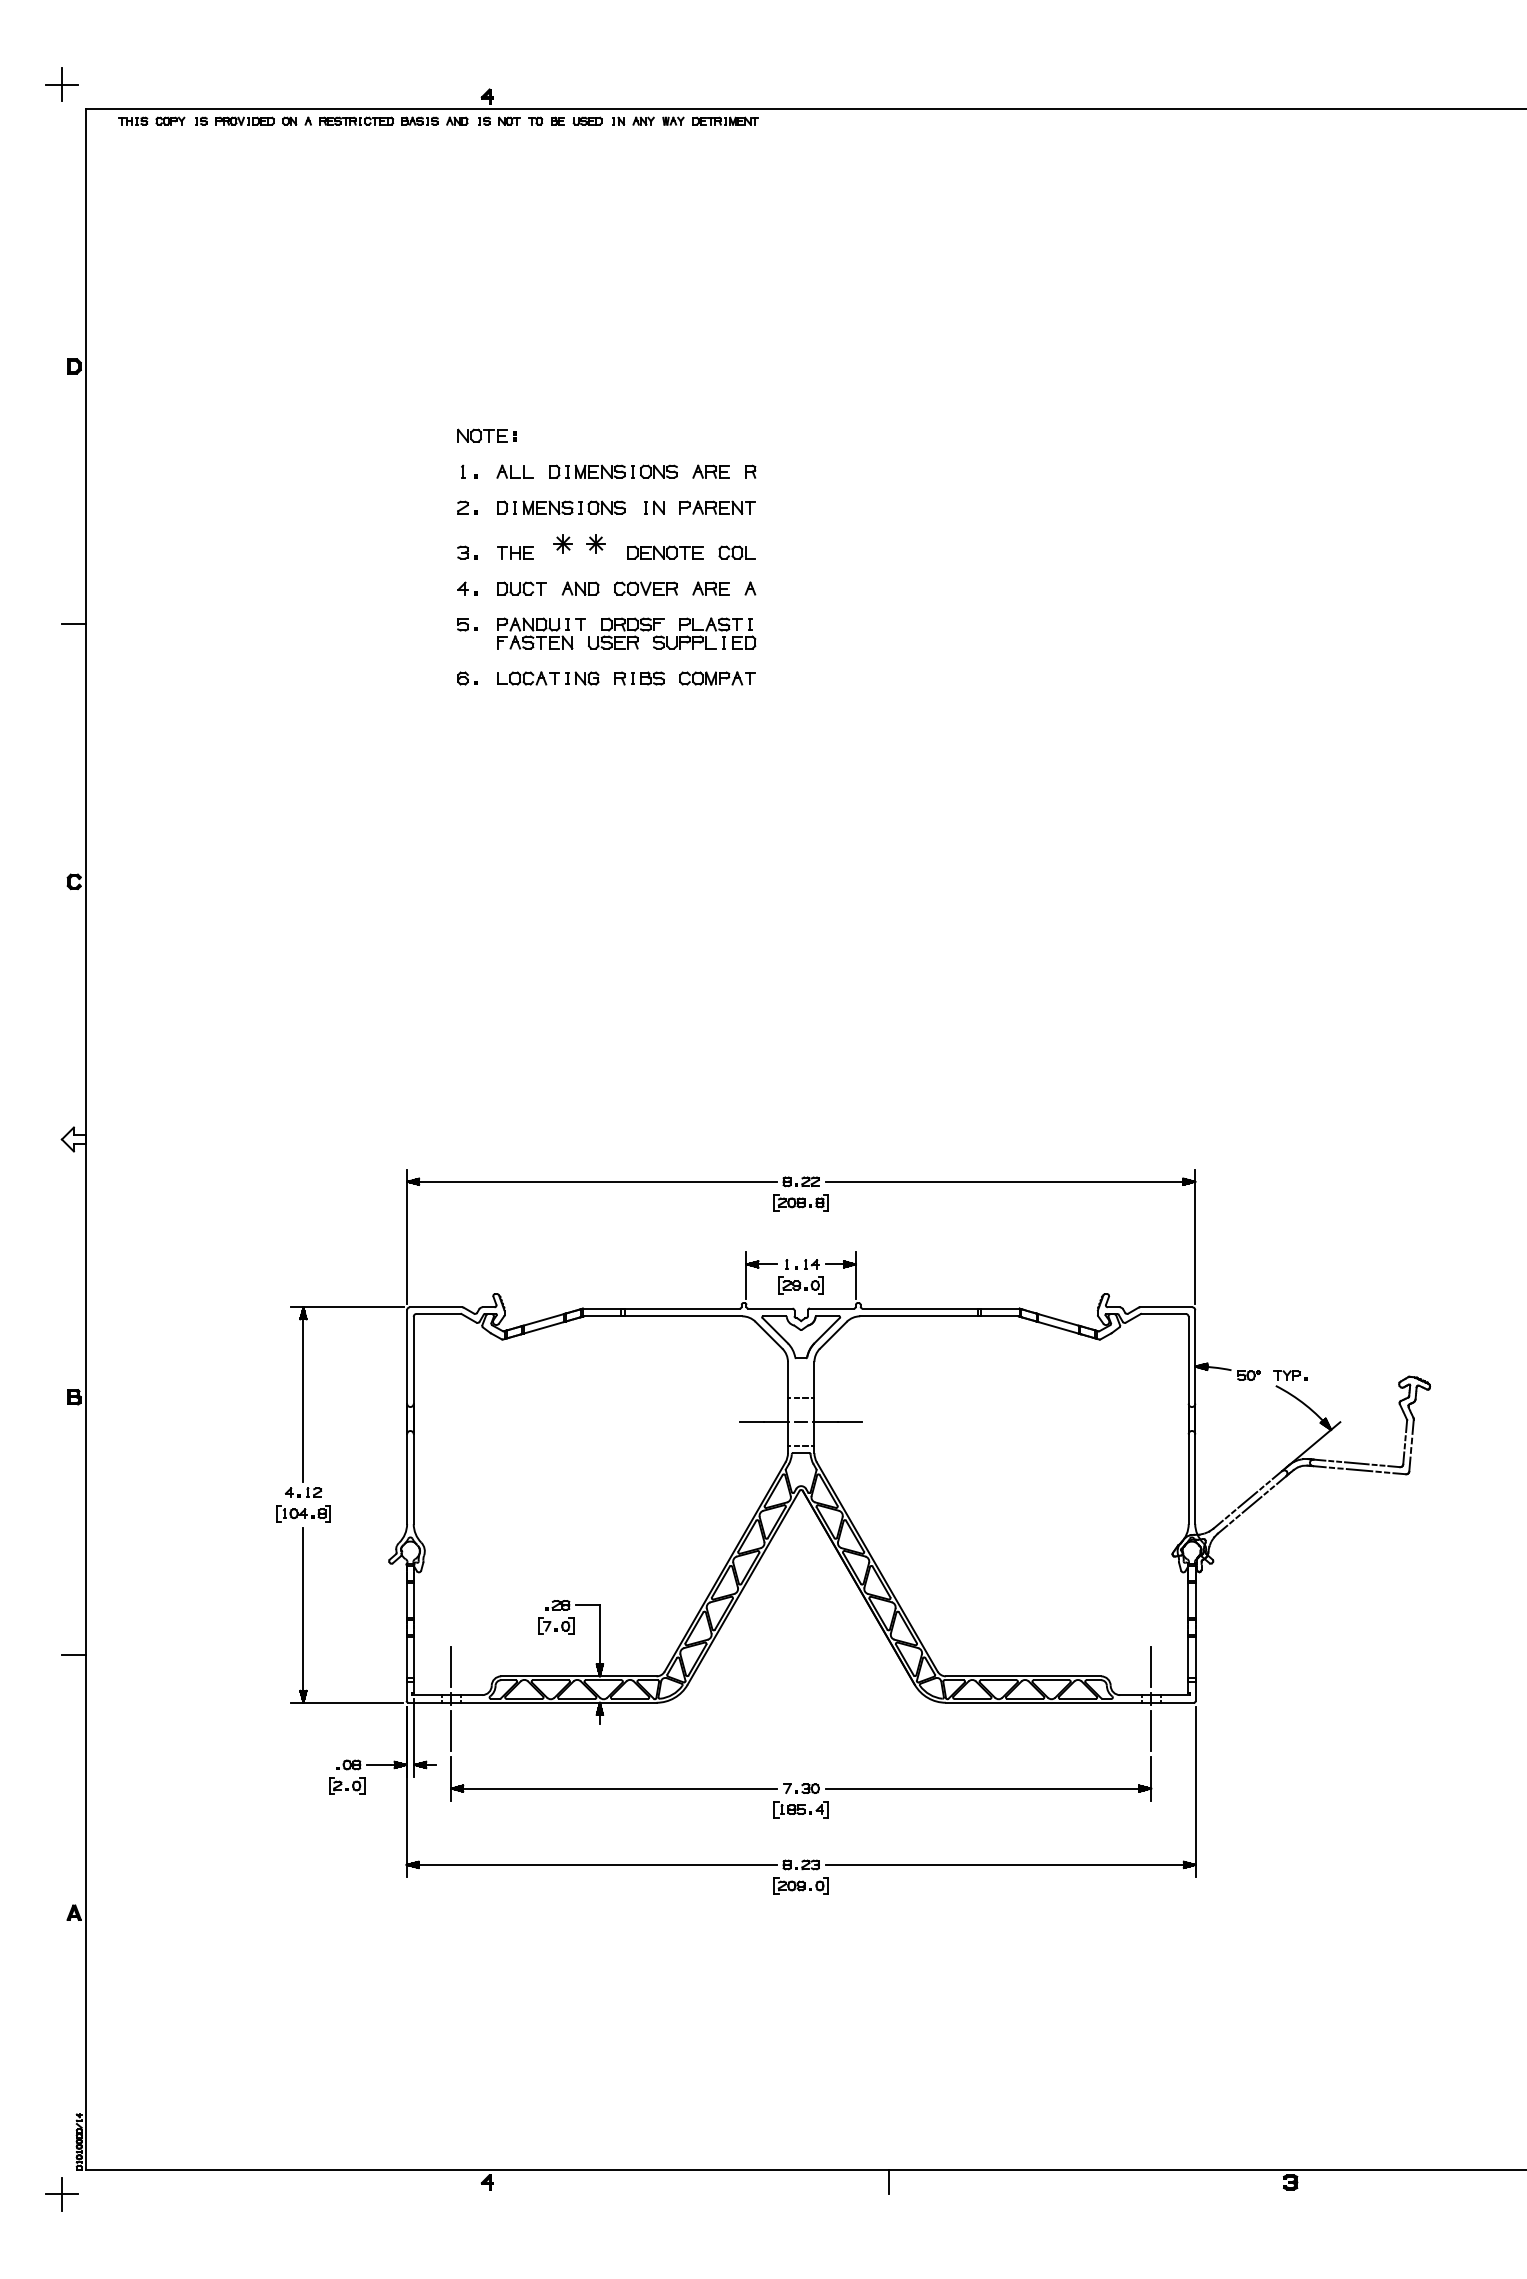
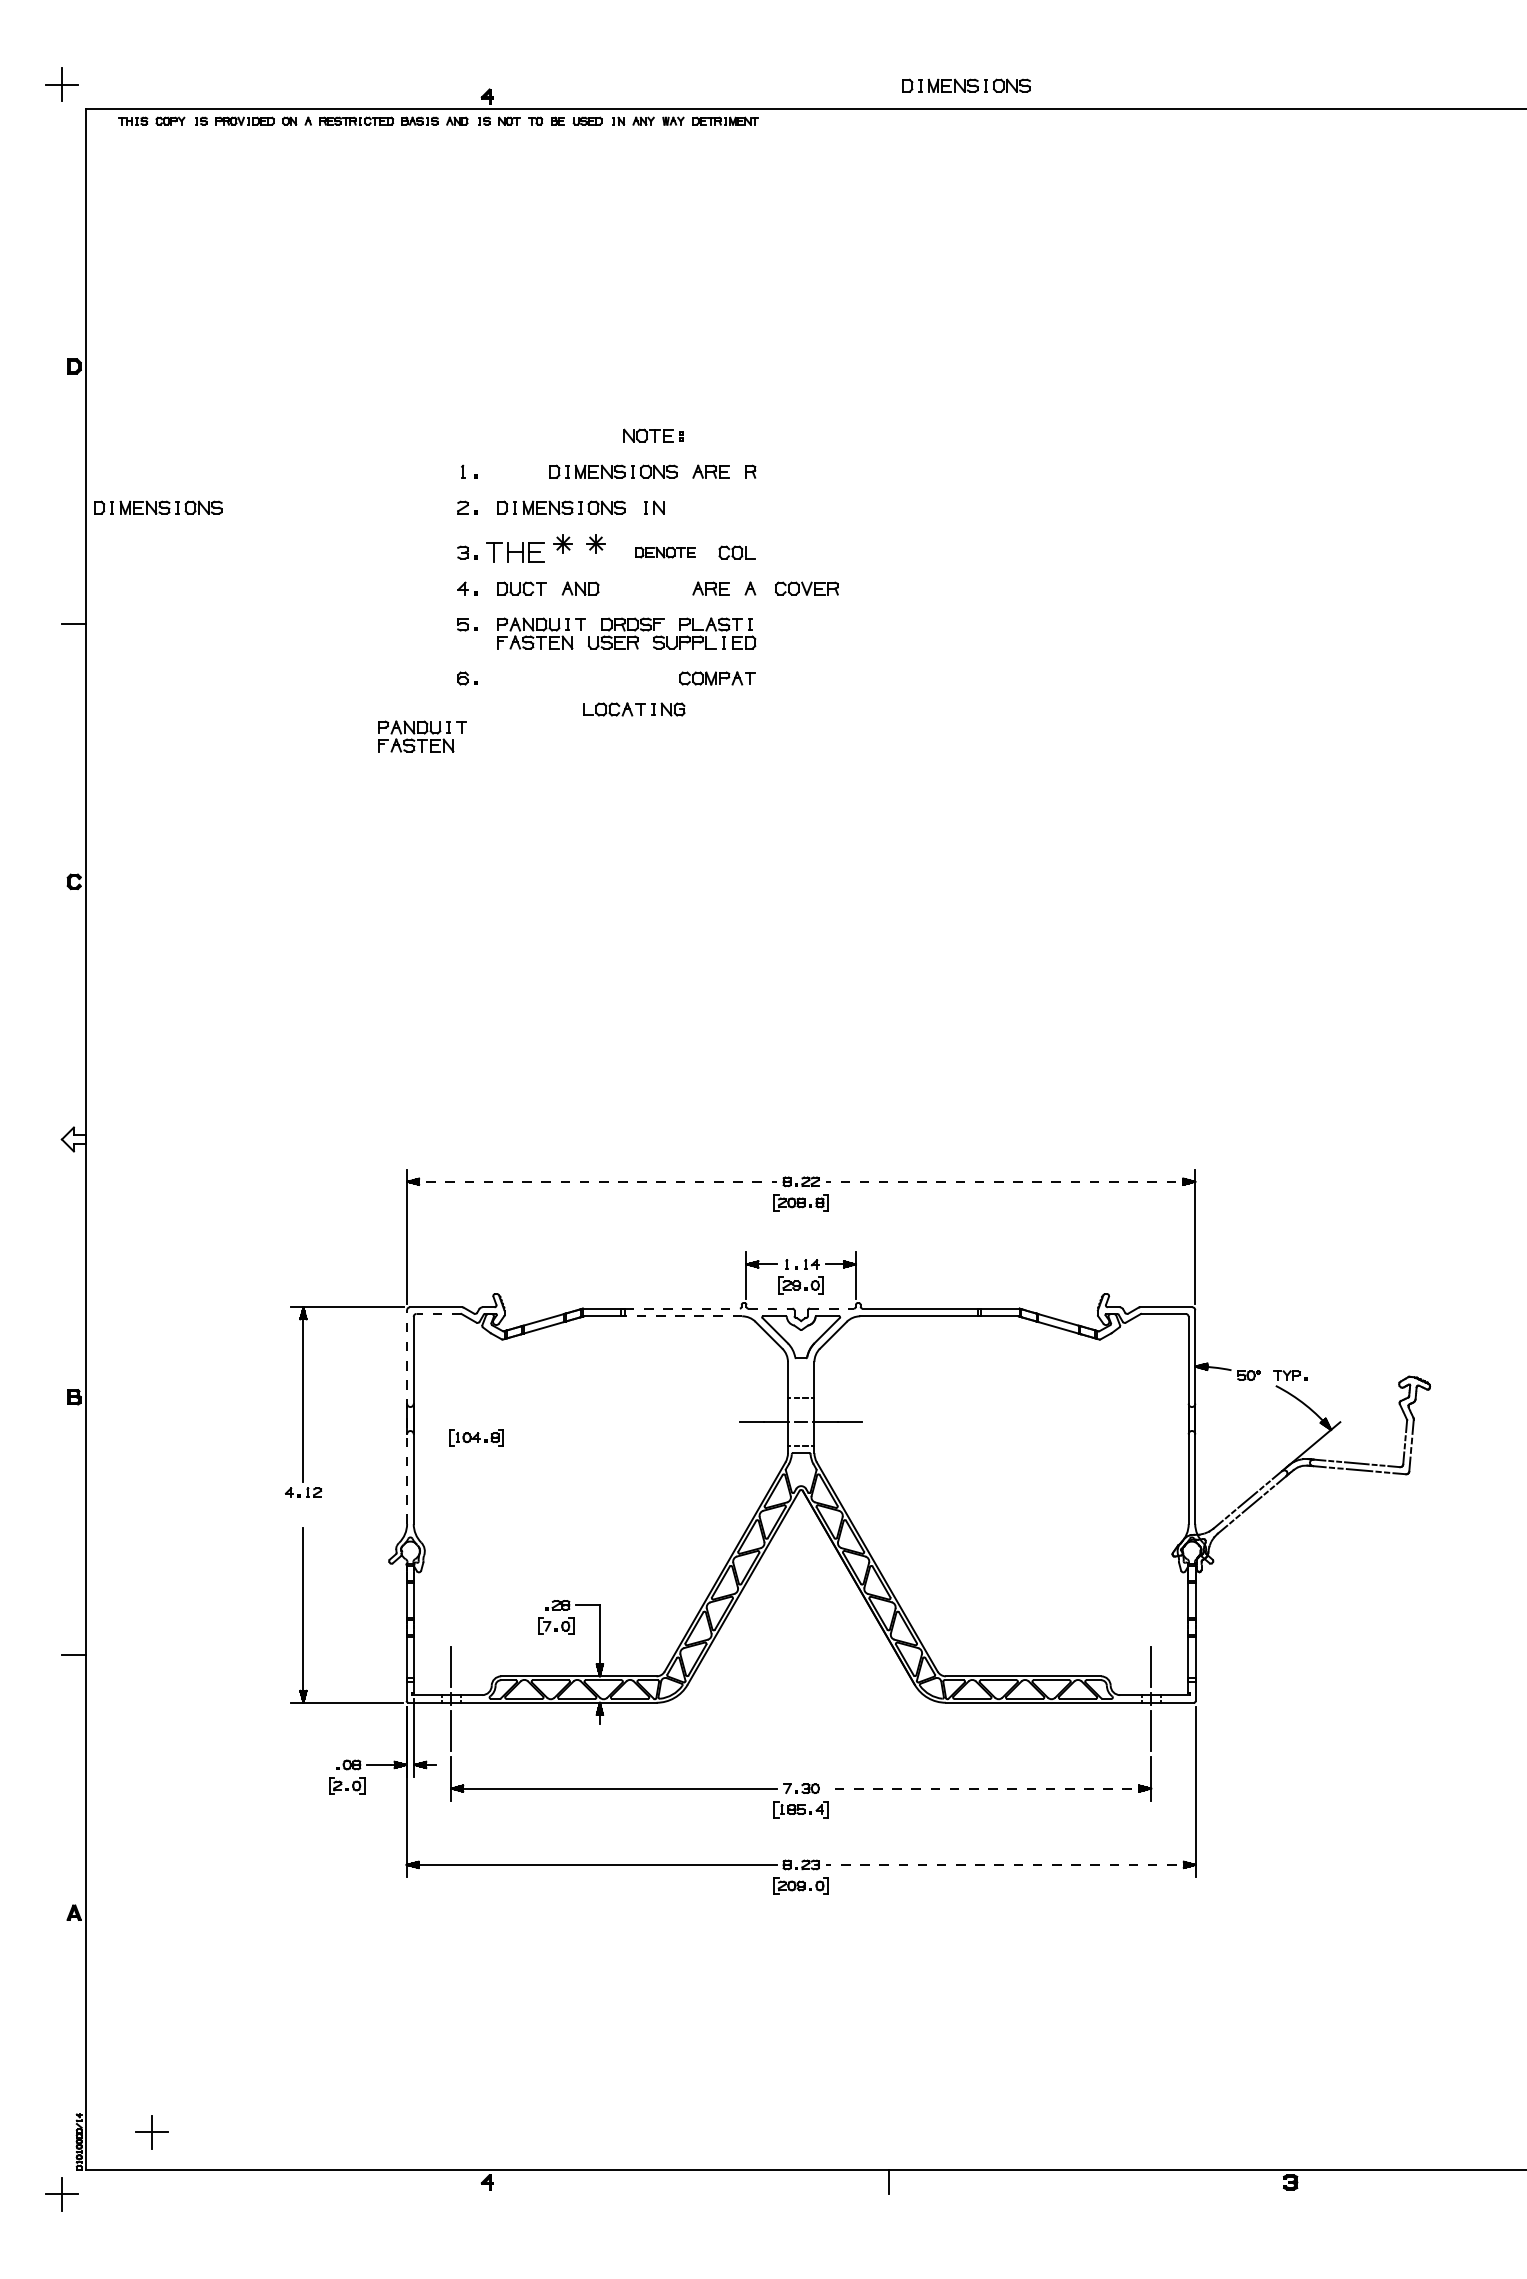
part: none -> present (966, 85)
part position: (486, 435) -> (652, 435) (652, 435)
part: present -> none (514, 471)
part: none -> present (158, 507)
part: present -> none (717, 507)
part size: 37x14 px -> 59x21 px (515, 552)
part size: 77x15 px -> 61x13 px (665, 552)
part position: (645, 588) -> (806, 588) (806, 588)
part position: (548, 678) -> (634, 709) (634, 709)
part: present -> none (639, 678)
part: none -> present (422, 736)
line: solid -> dashed (591, 1181)
line: solid -> dashed (1010, 1181)
line: solid -> dashed (682, 1308)
line: solid -> dashed (770, 1308)
line: solid -> dashed (832, 1308)
line: solid -> dashed (438, 1313)
line: solid -> dashed (683, 1316)
line: solid -> dashed (407, 1417)
part position: (303, 1513) -> (476, 1437) (476, 1437)
line: solid -> dashed (988, 1788)
line: solid -> dashed (1010, 1864)
part: none -> present (151, 2132)
